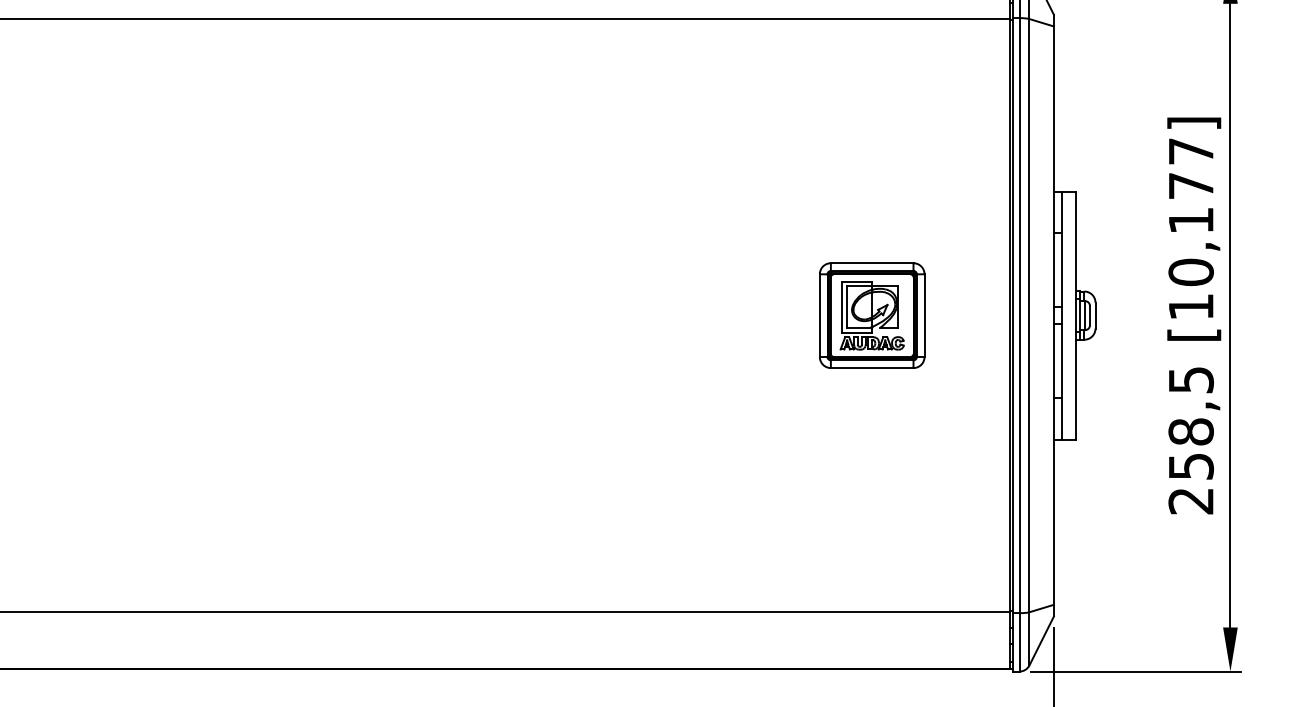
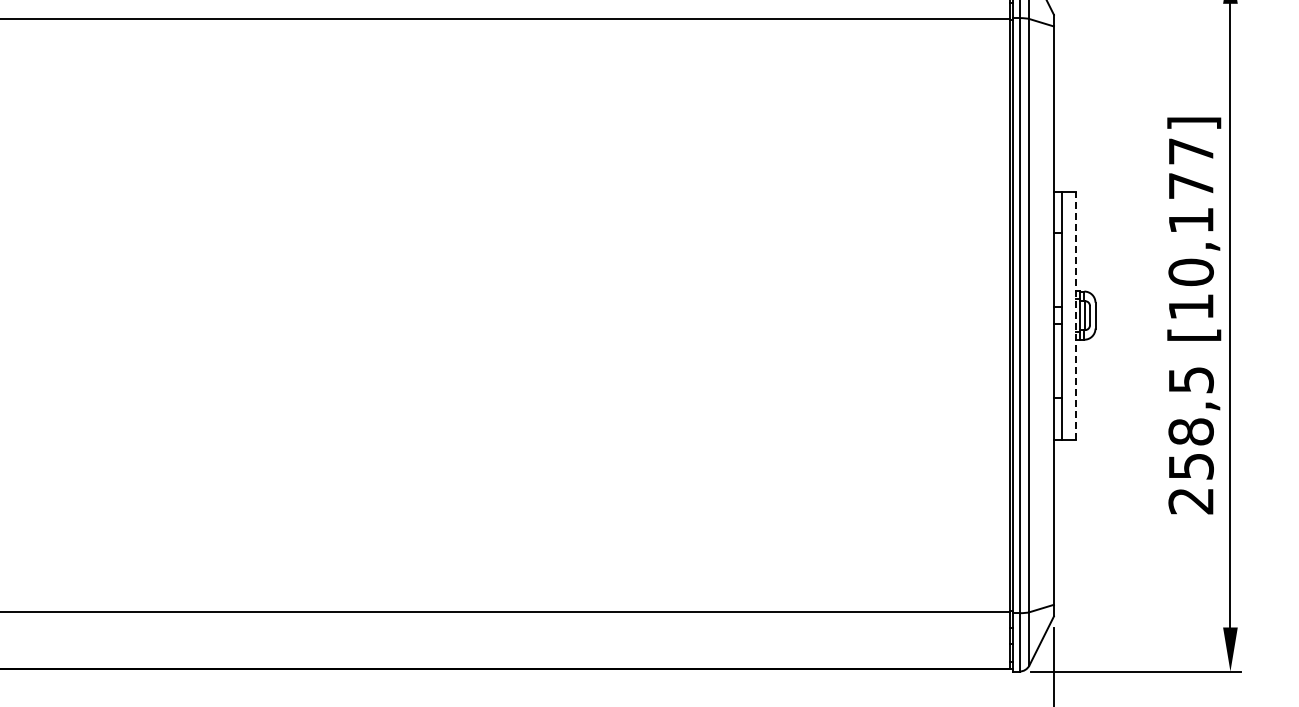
part: present -> none (872, 315)
line: solid -> dashed (1075, 315)
